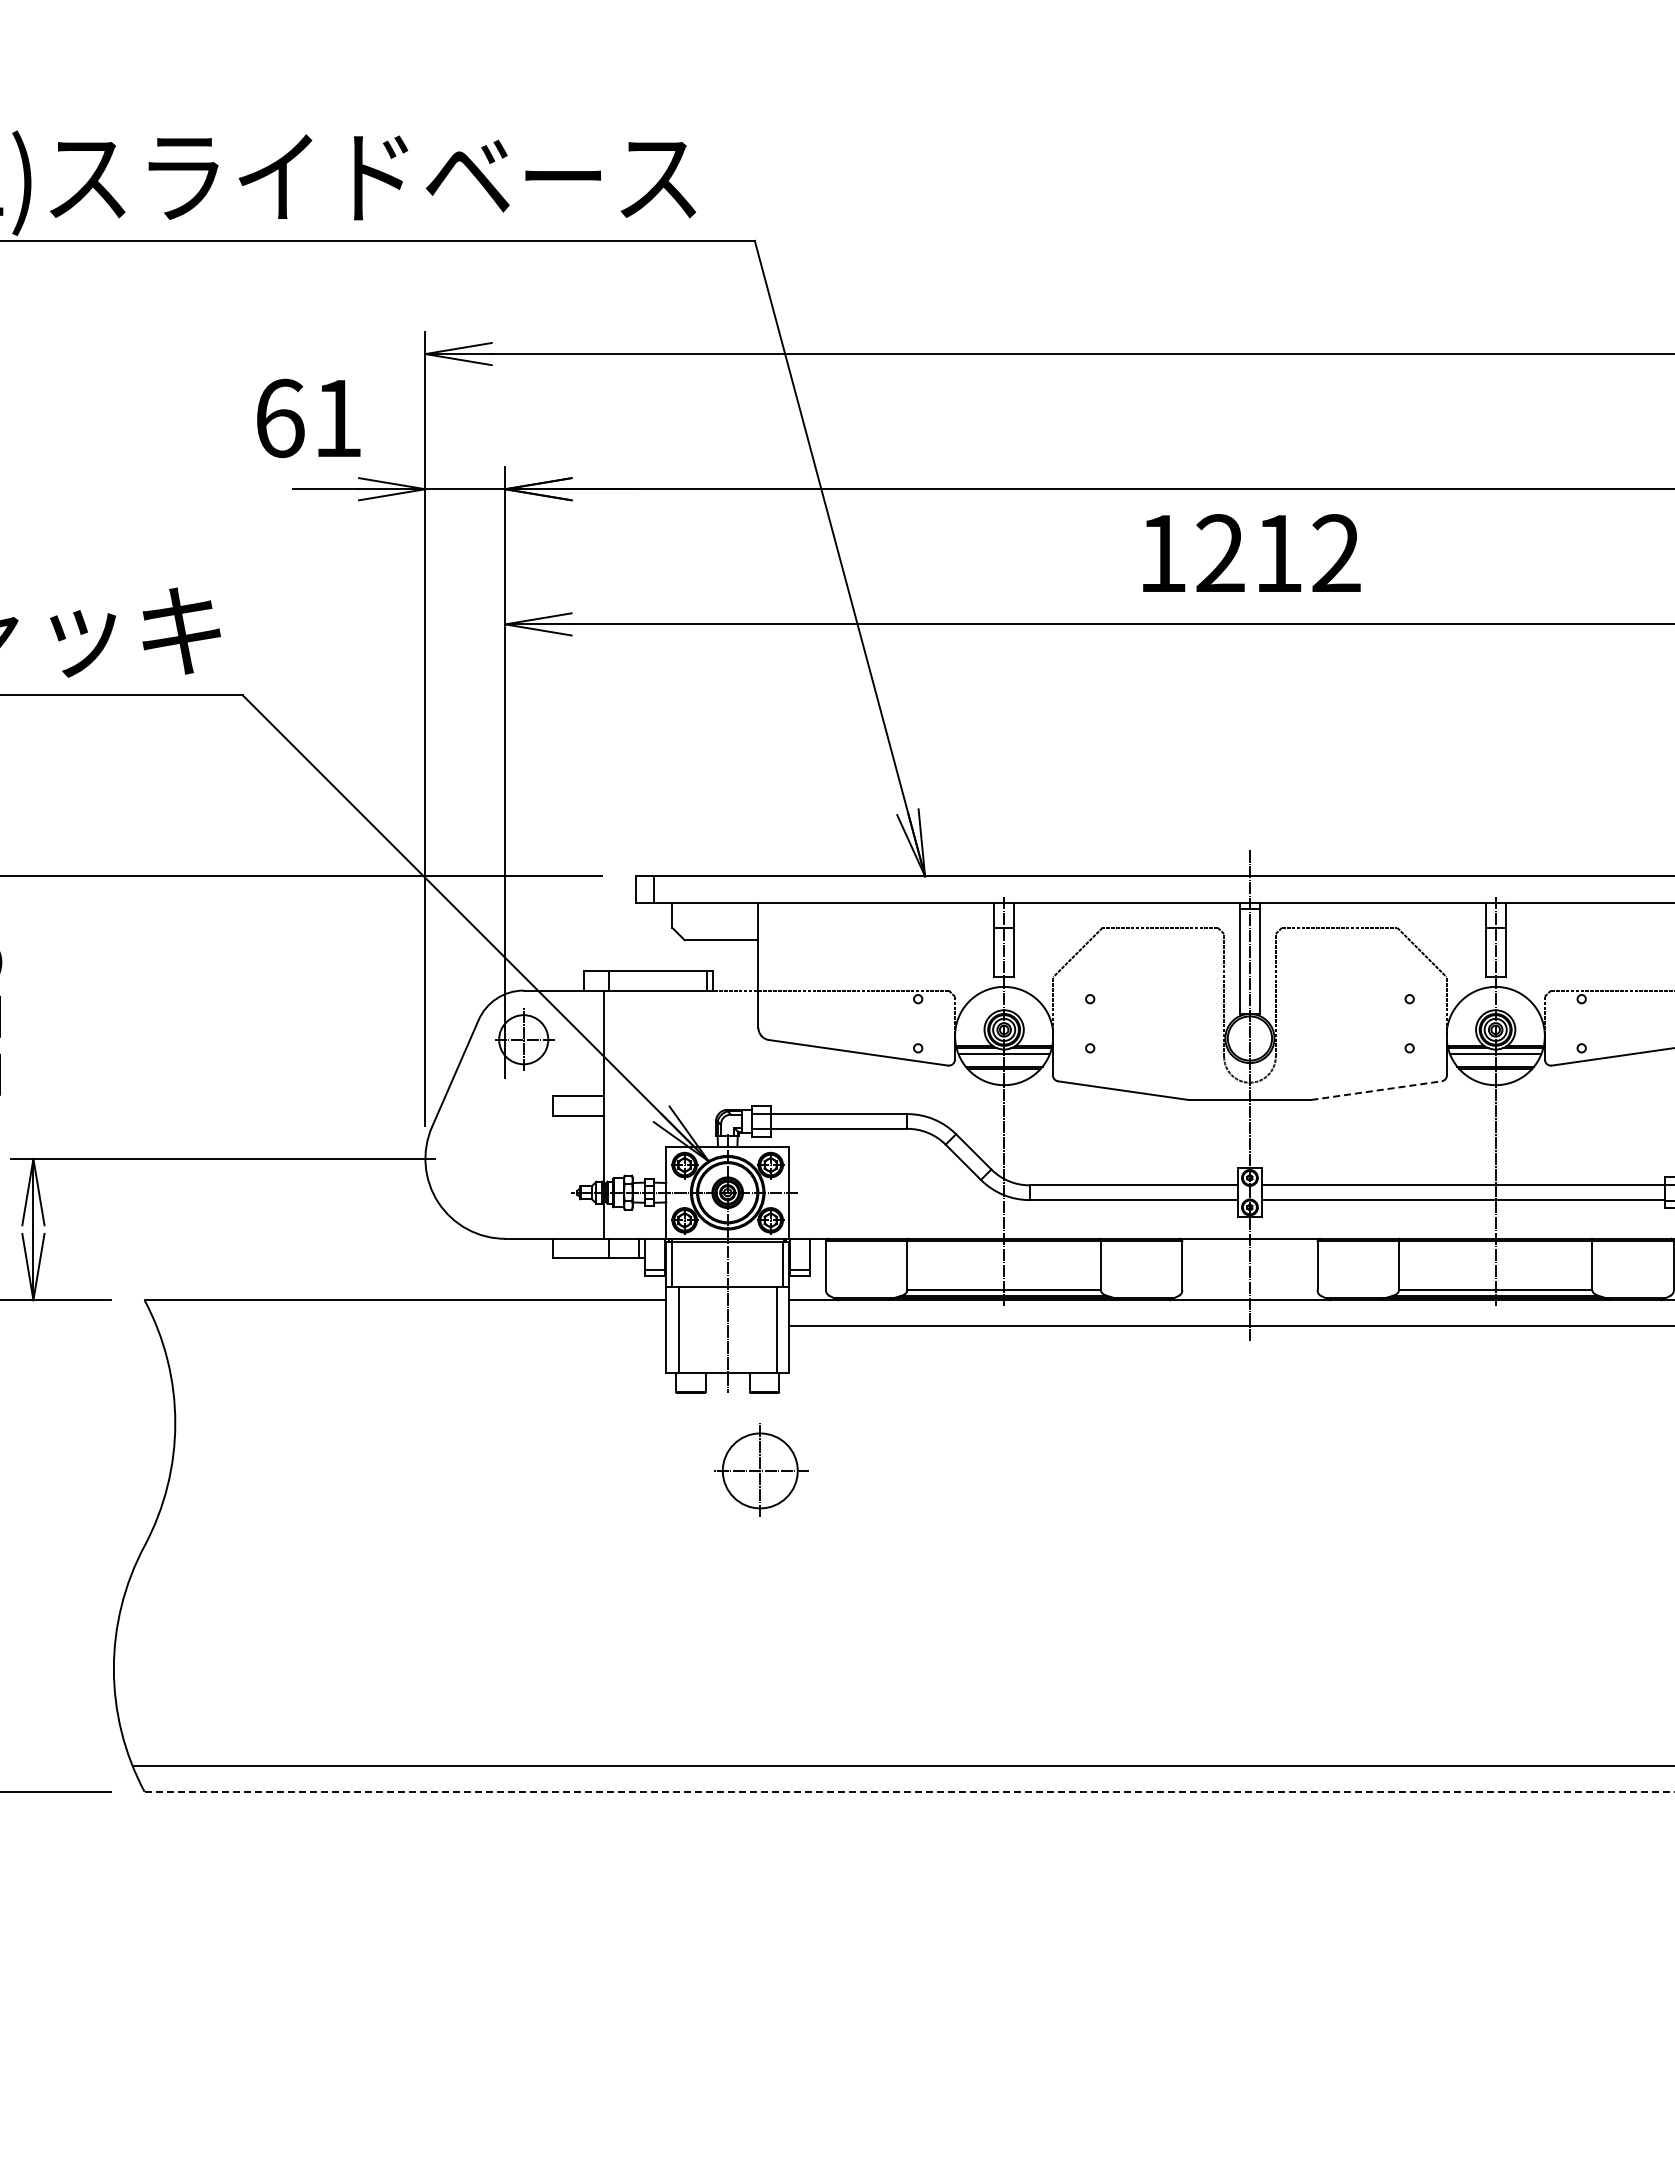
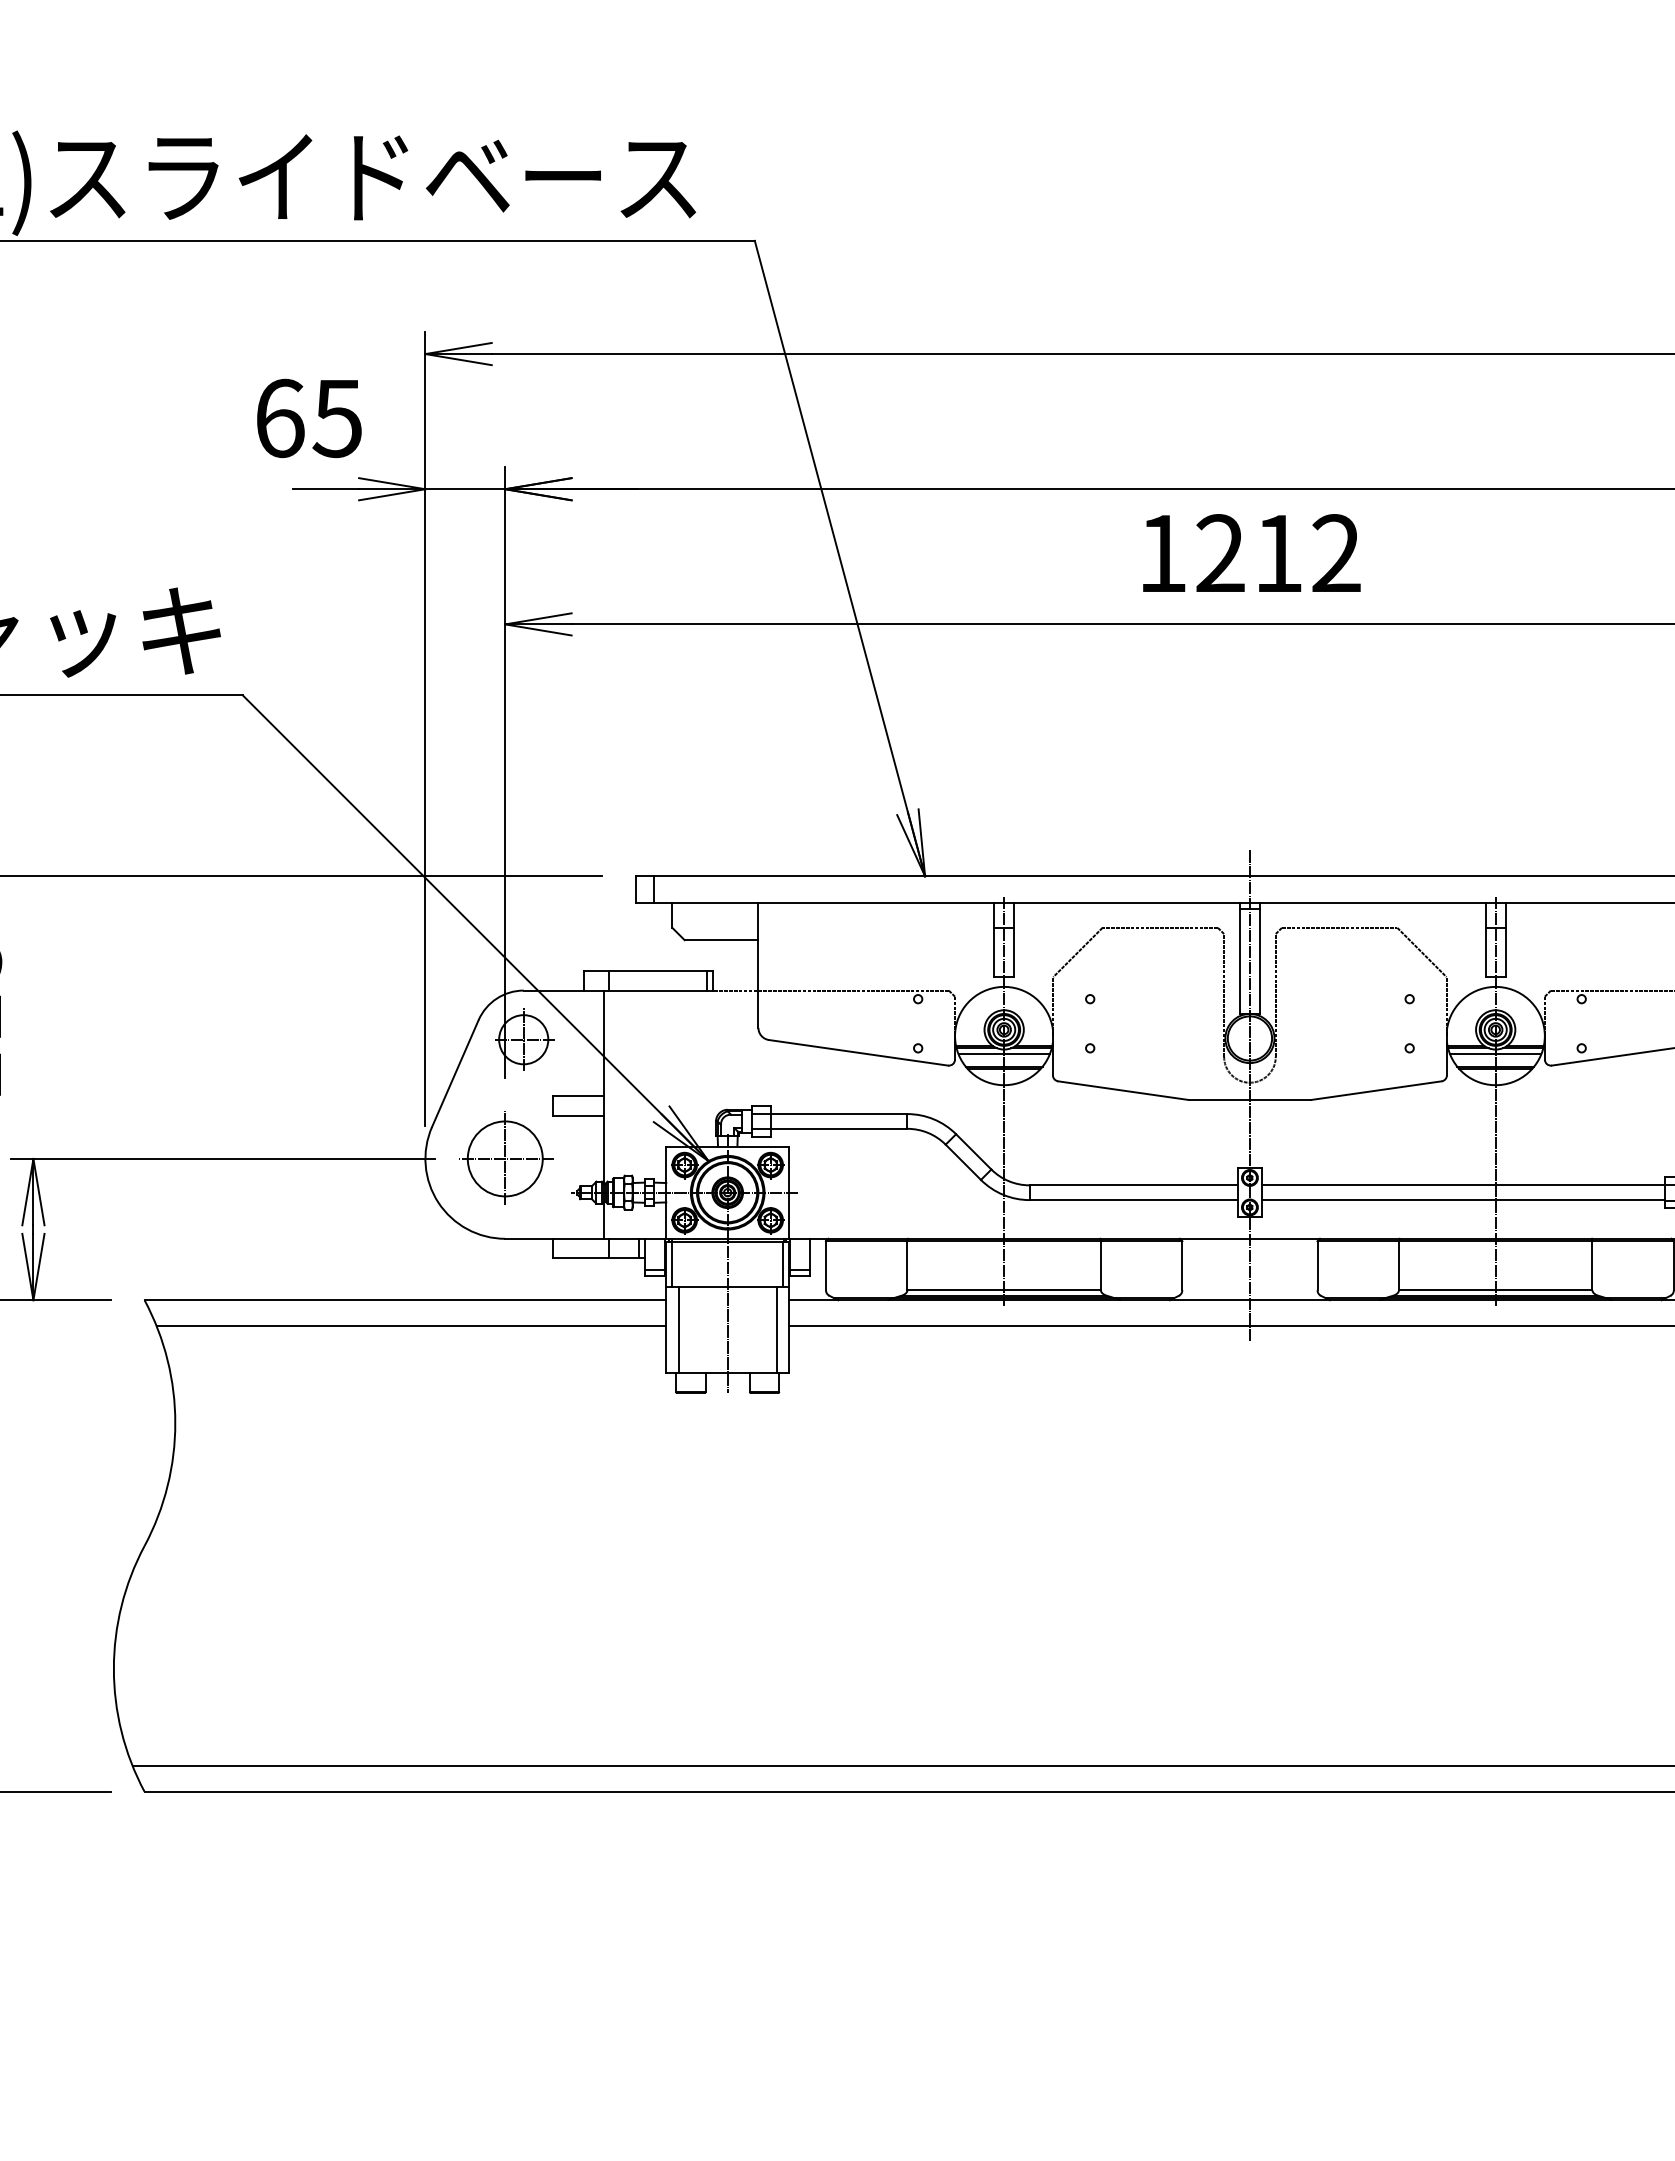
text: 61 -> 65 (336, 419)
line: dashed -> solid (1376, 1090)
line: none -> present (411, 1326)
part position: (761, 1469) -> (506, 1157) (506, 1157)
line: dashed -> solid (909, 1791)
